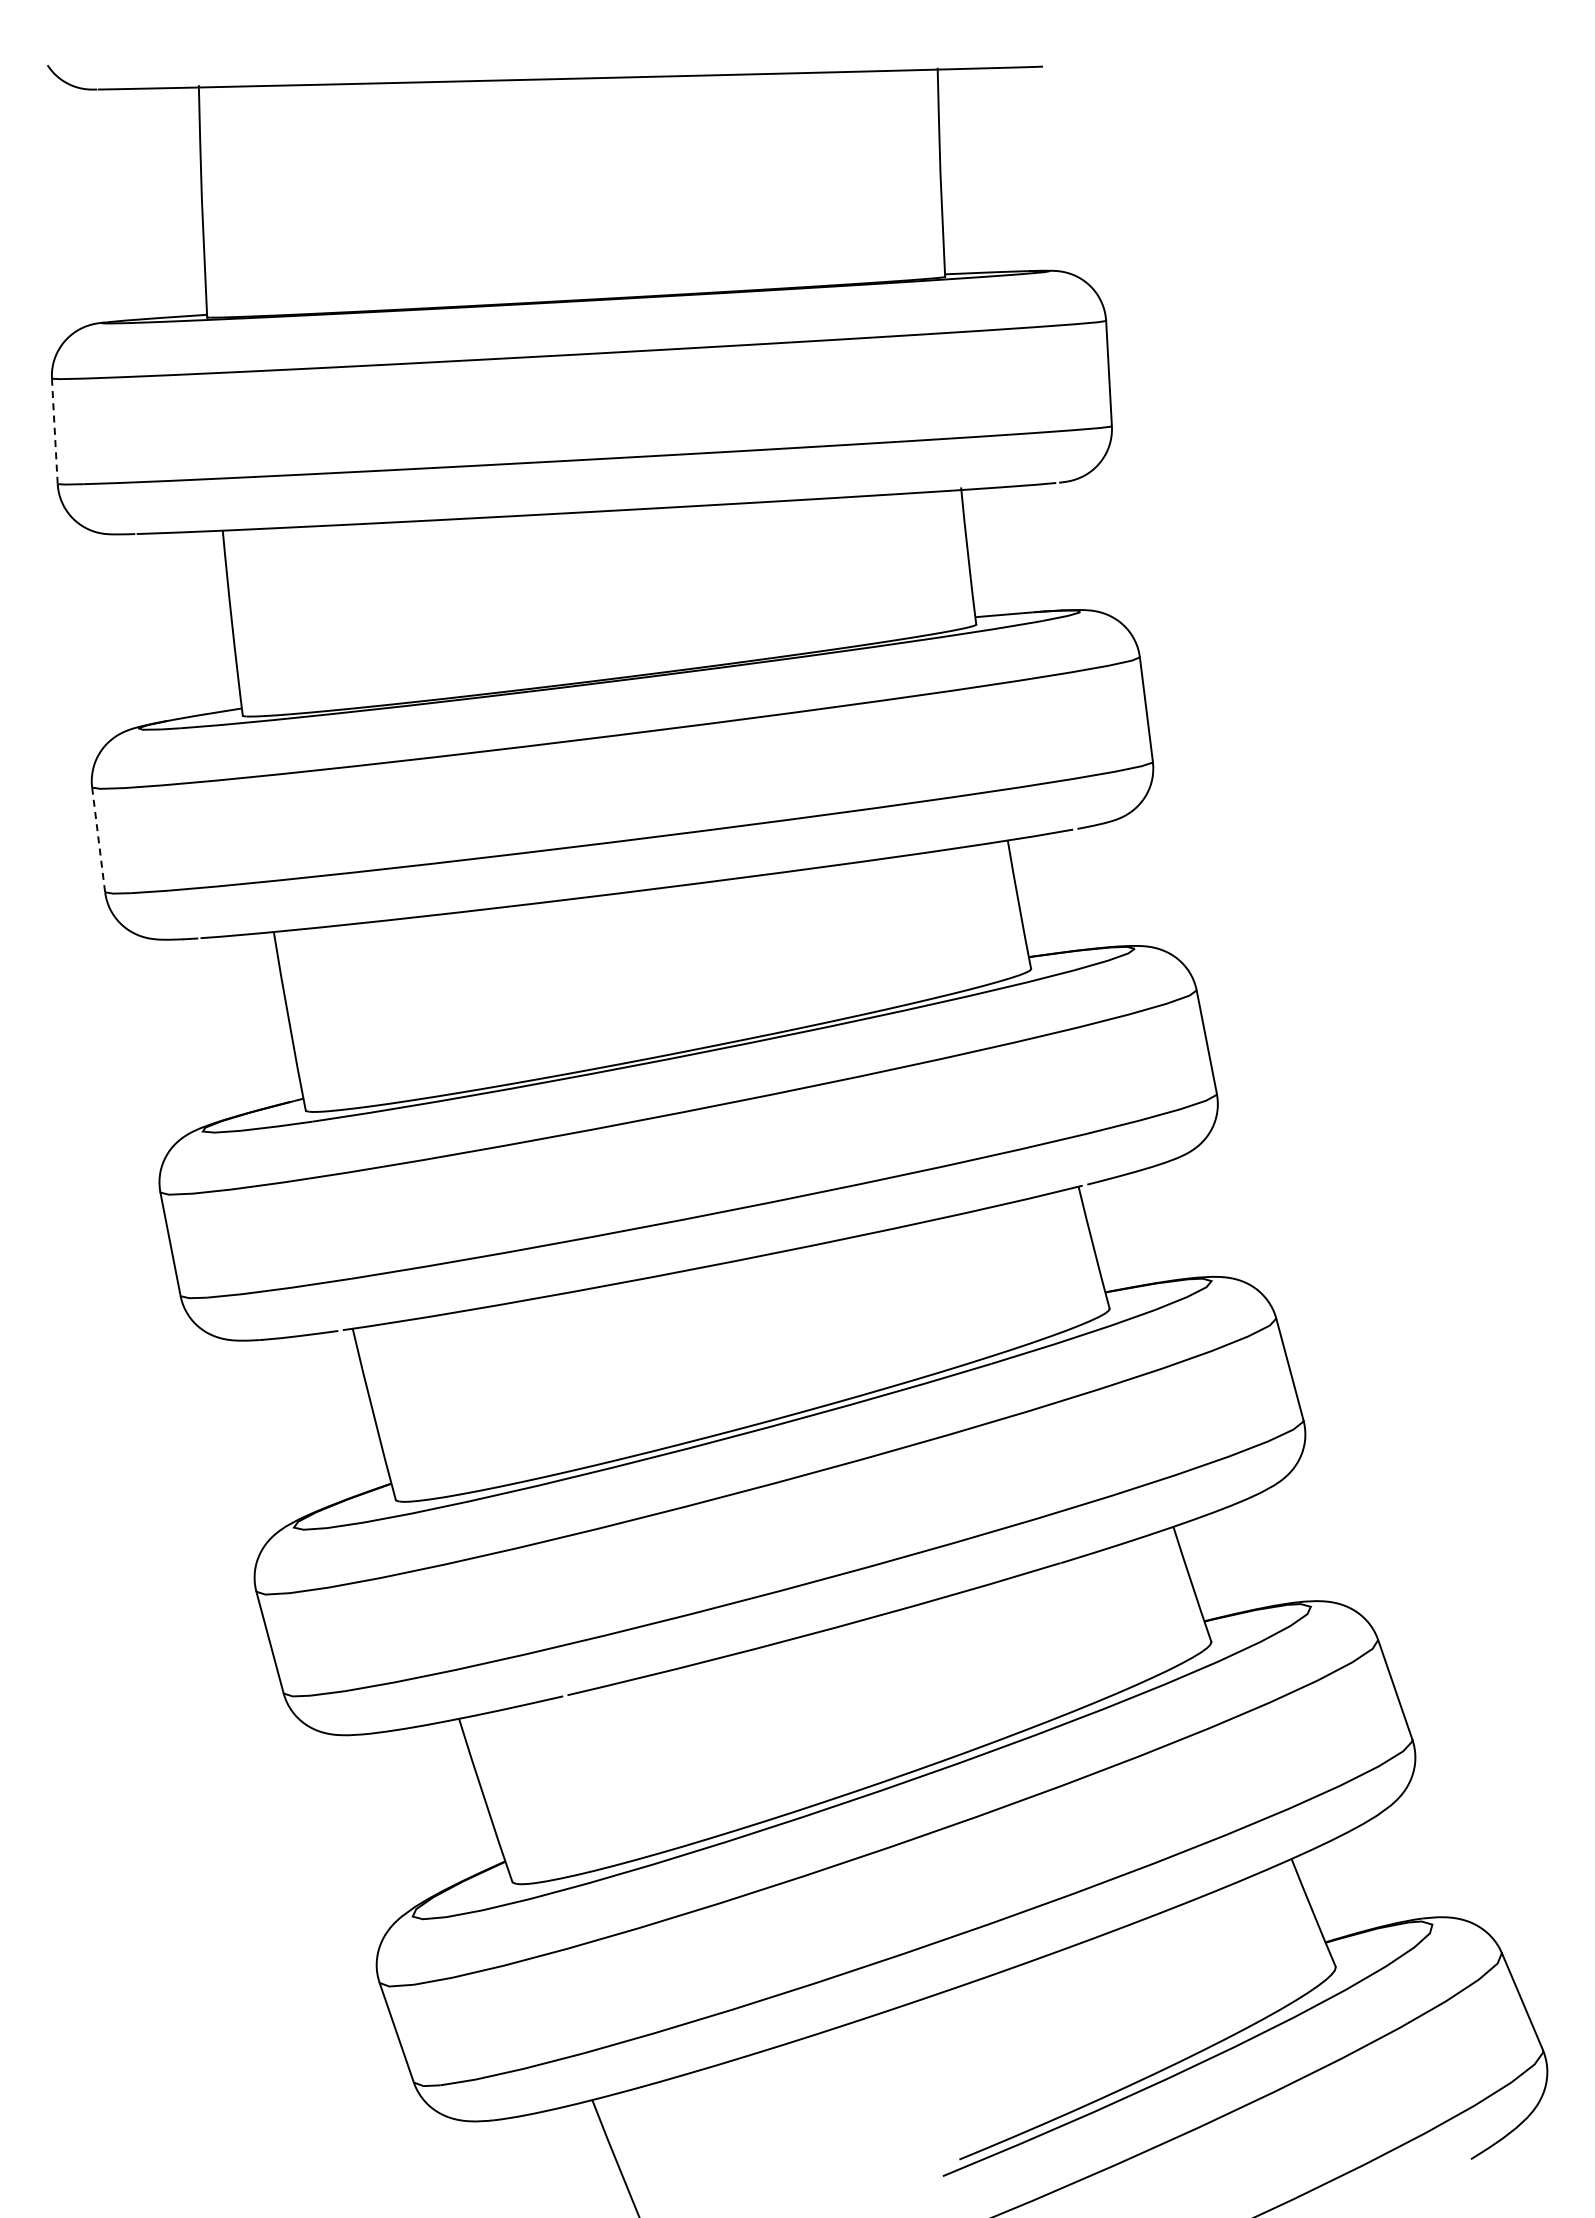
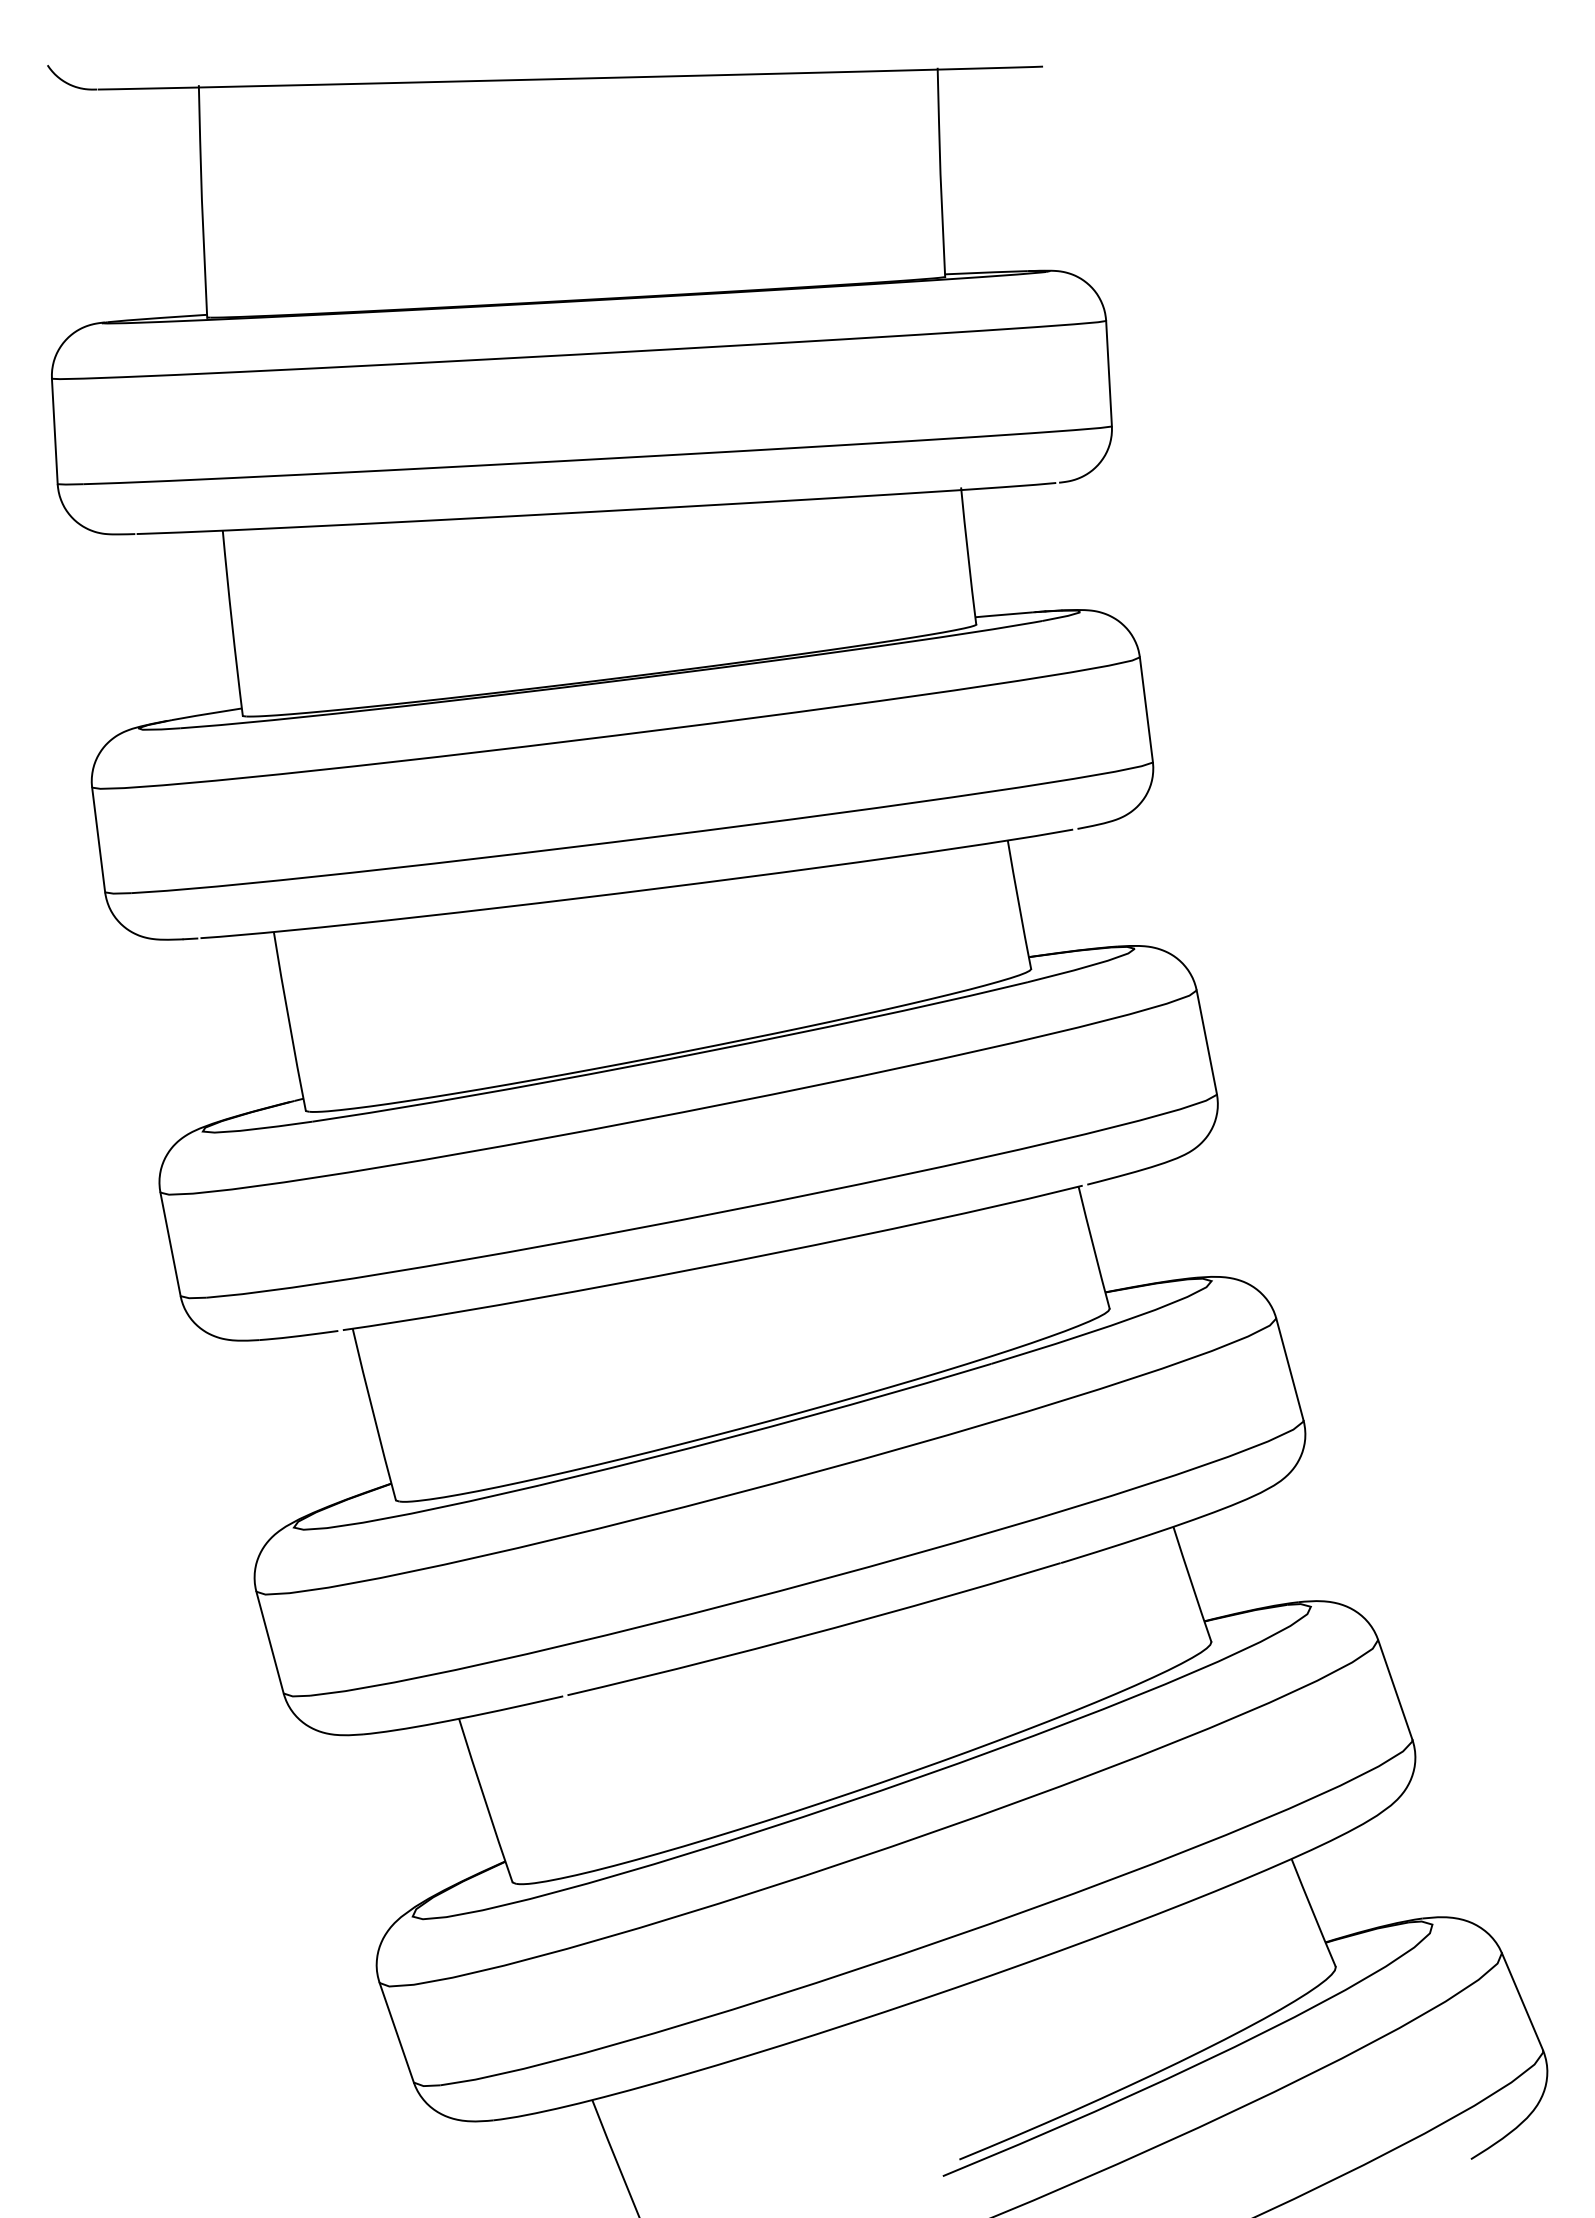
line: dashed -> solid (54, 431)
line: dashed -> solid (98, 840)
